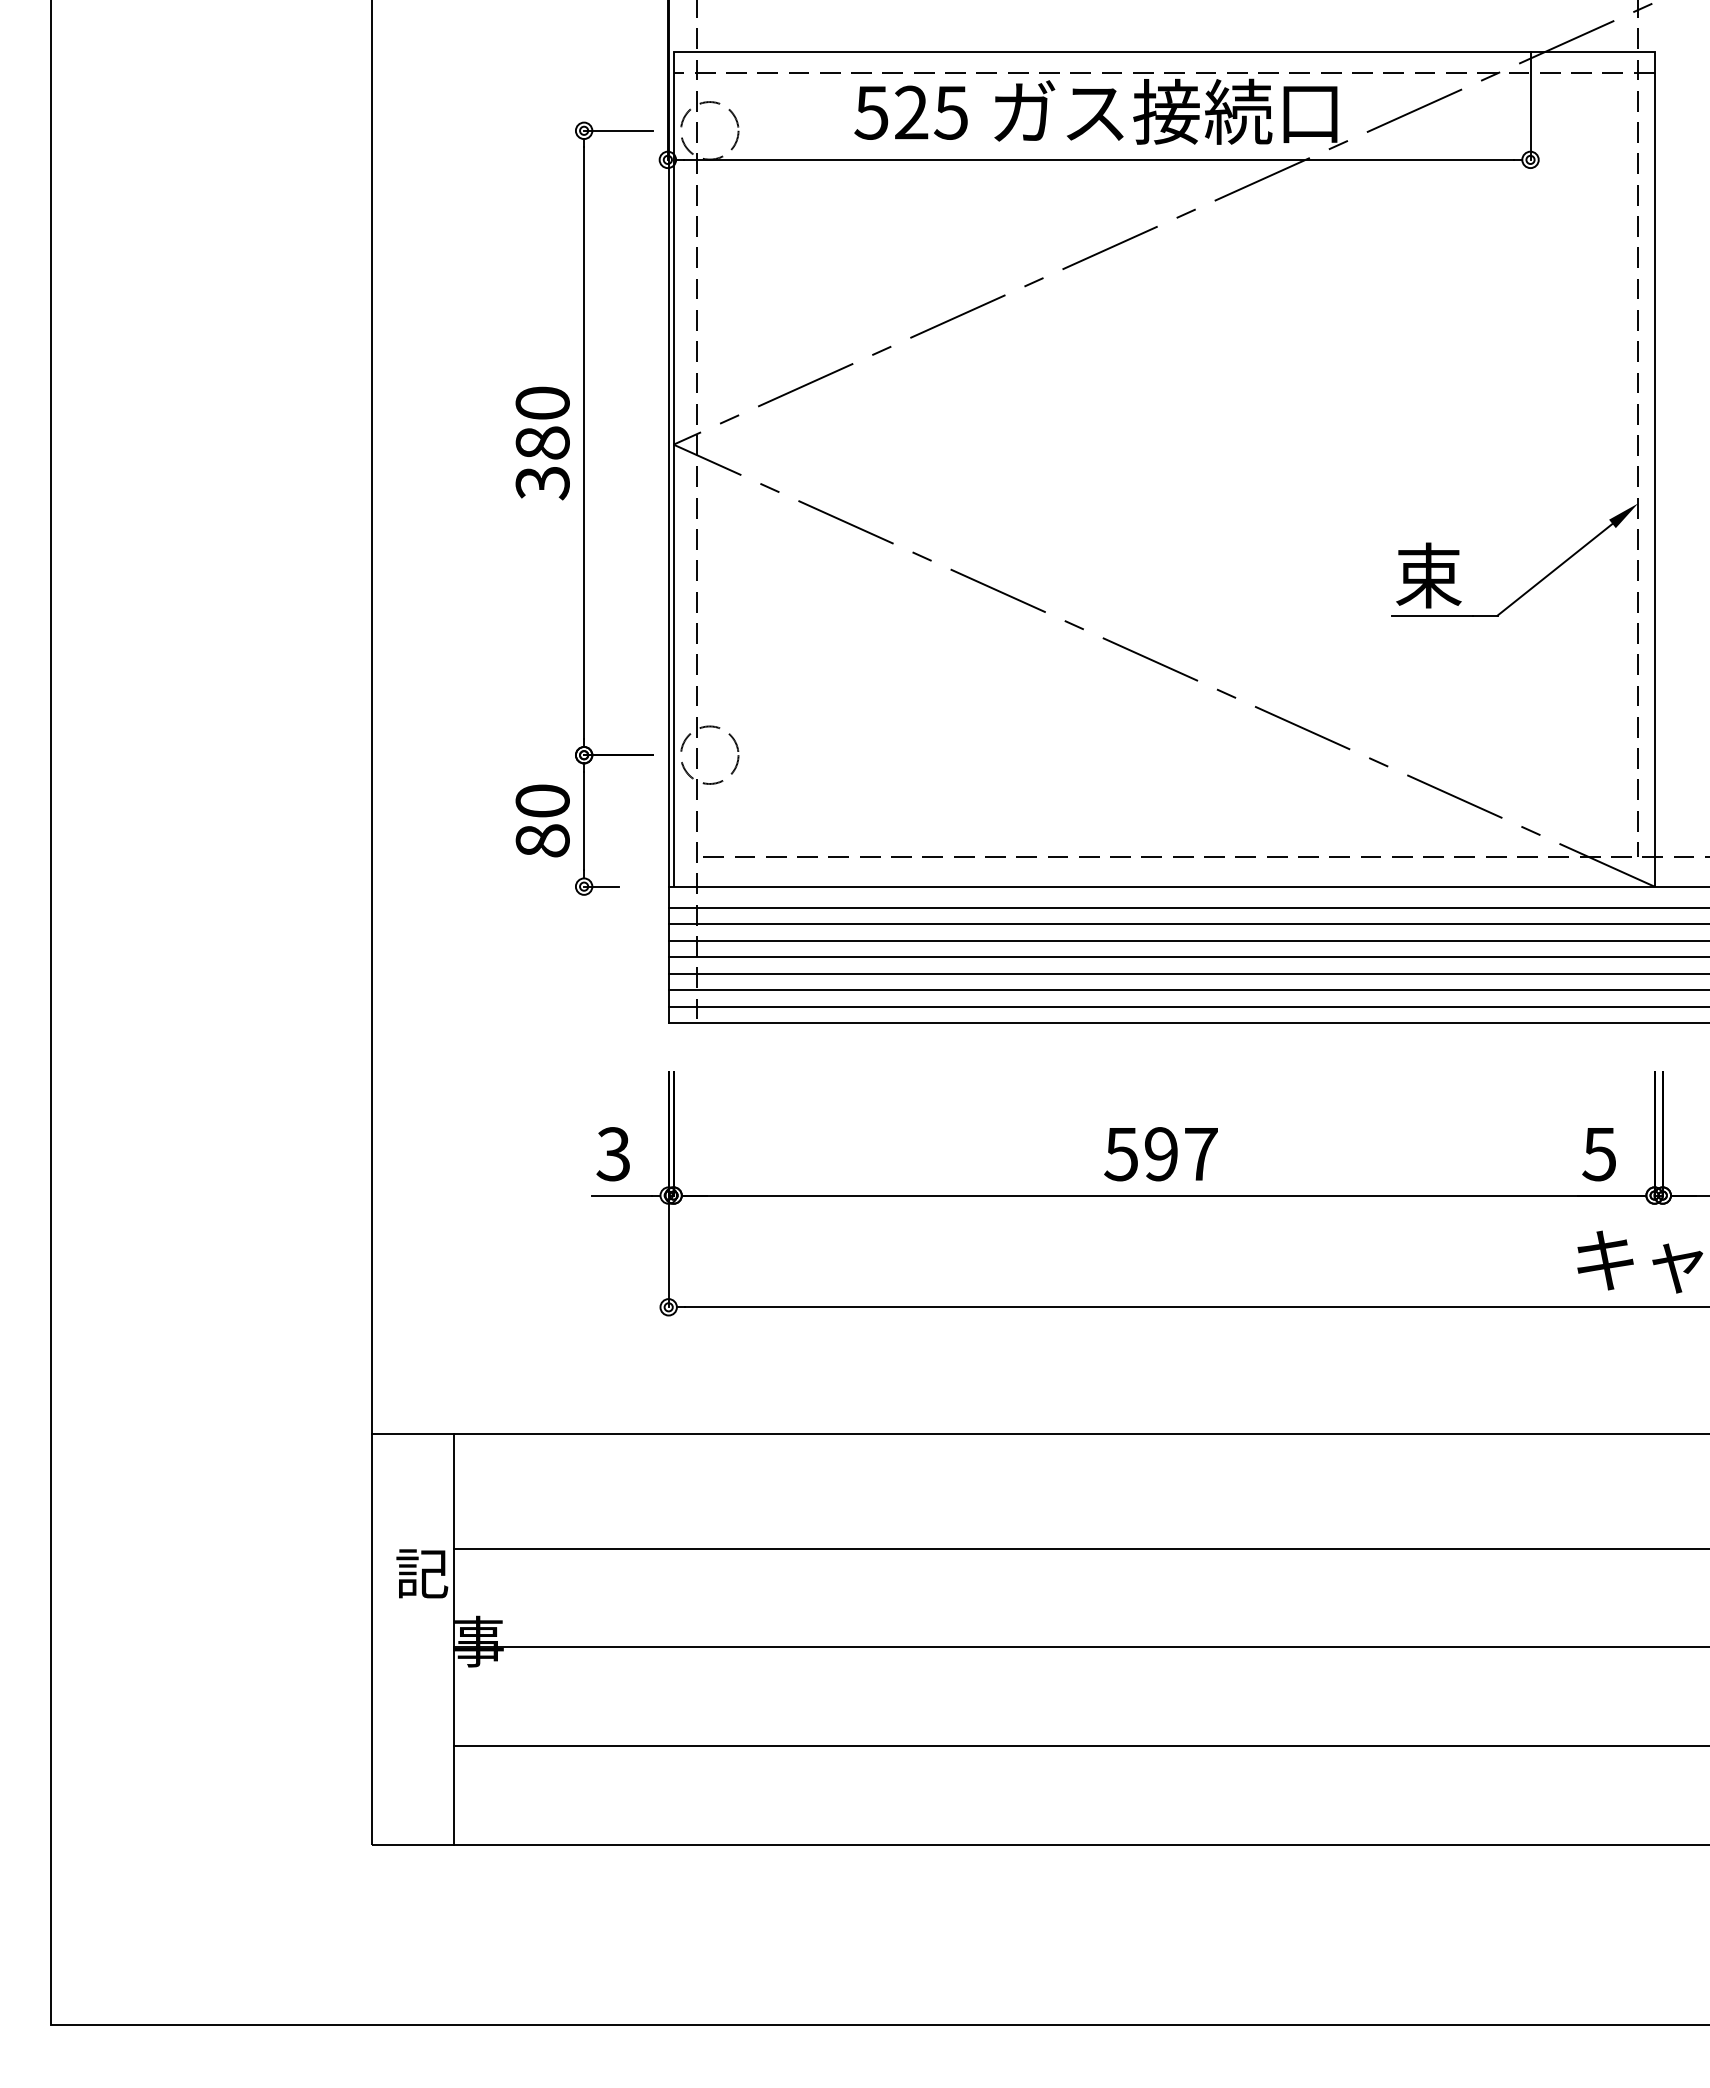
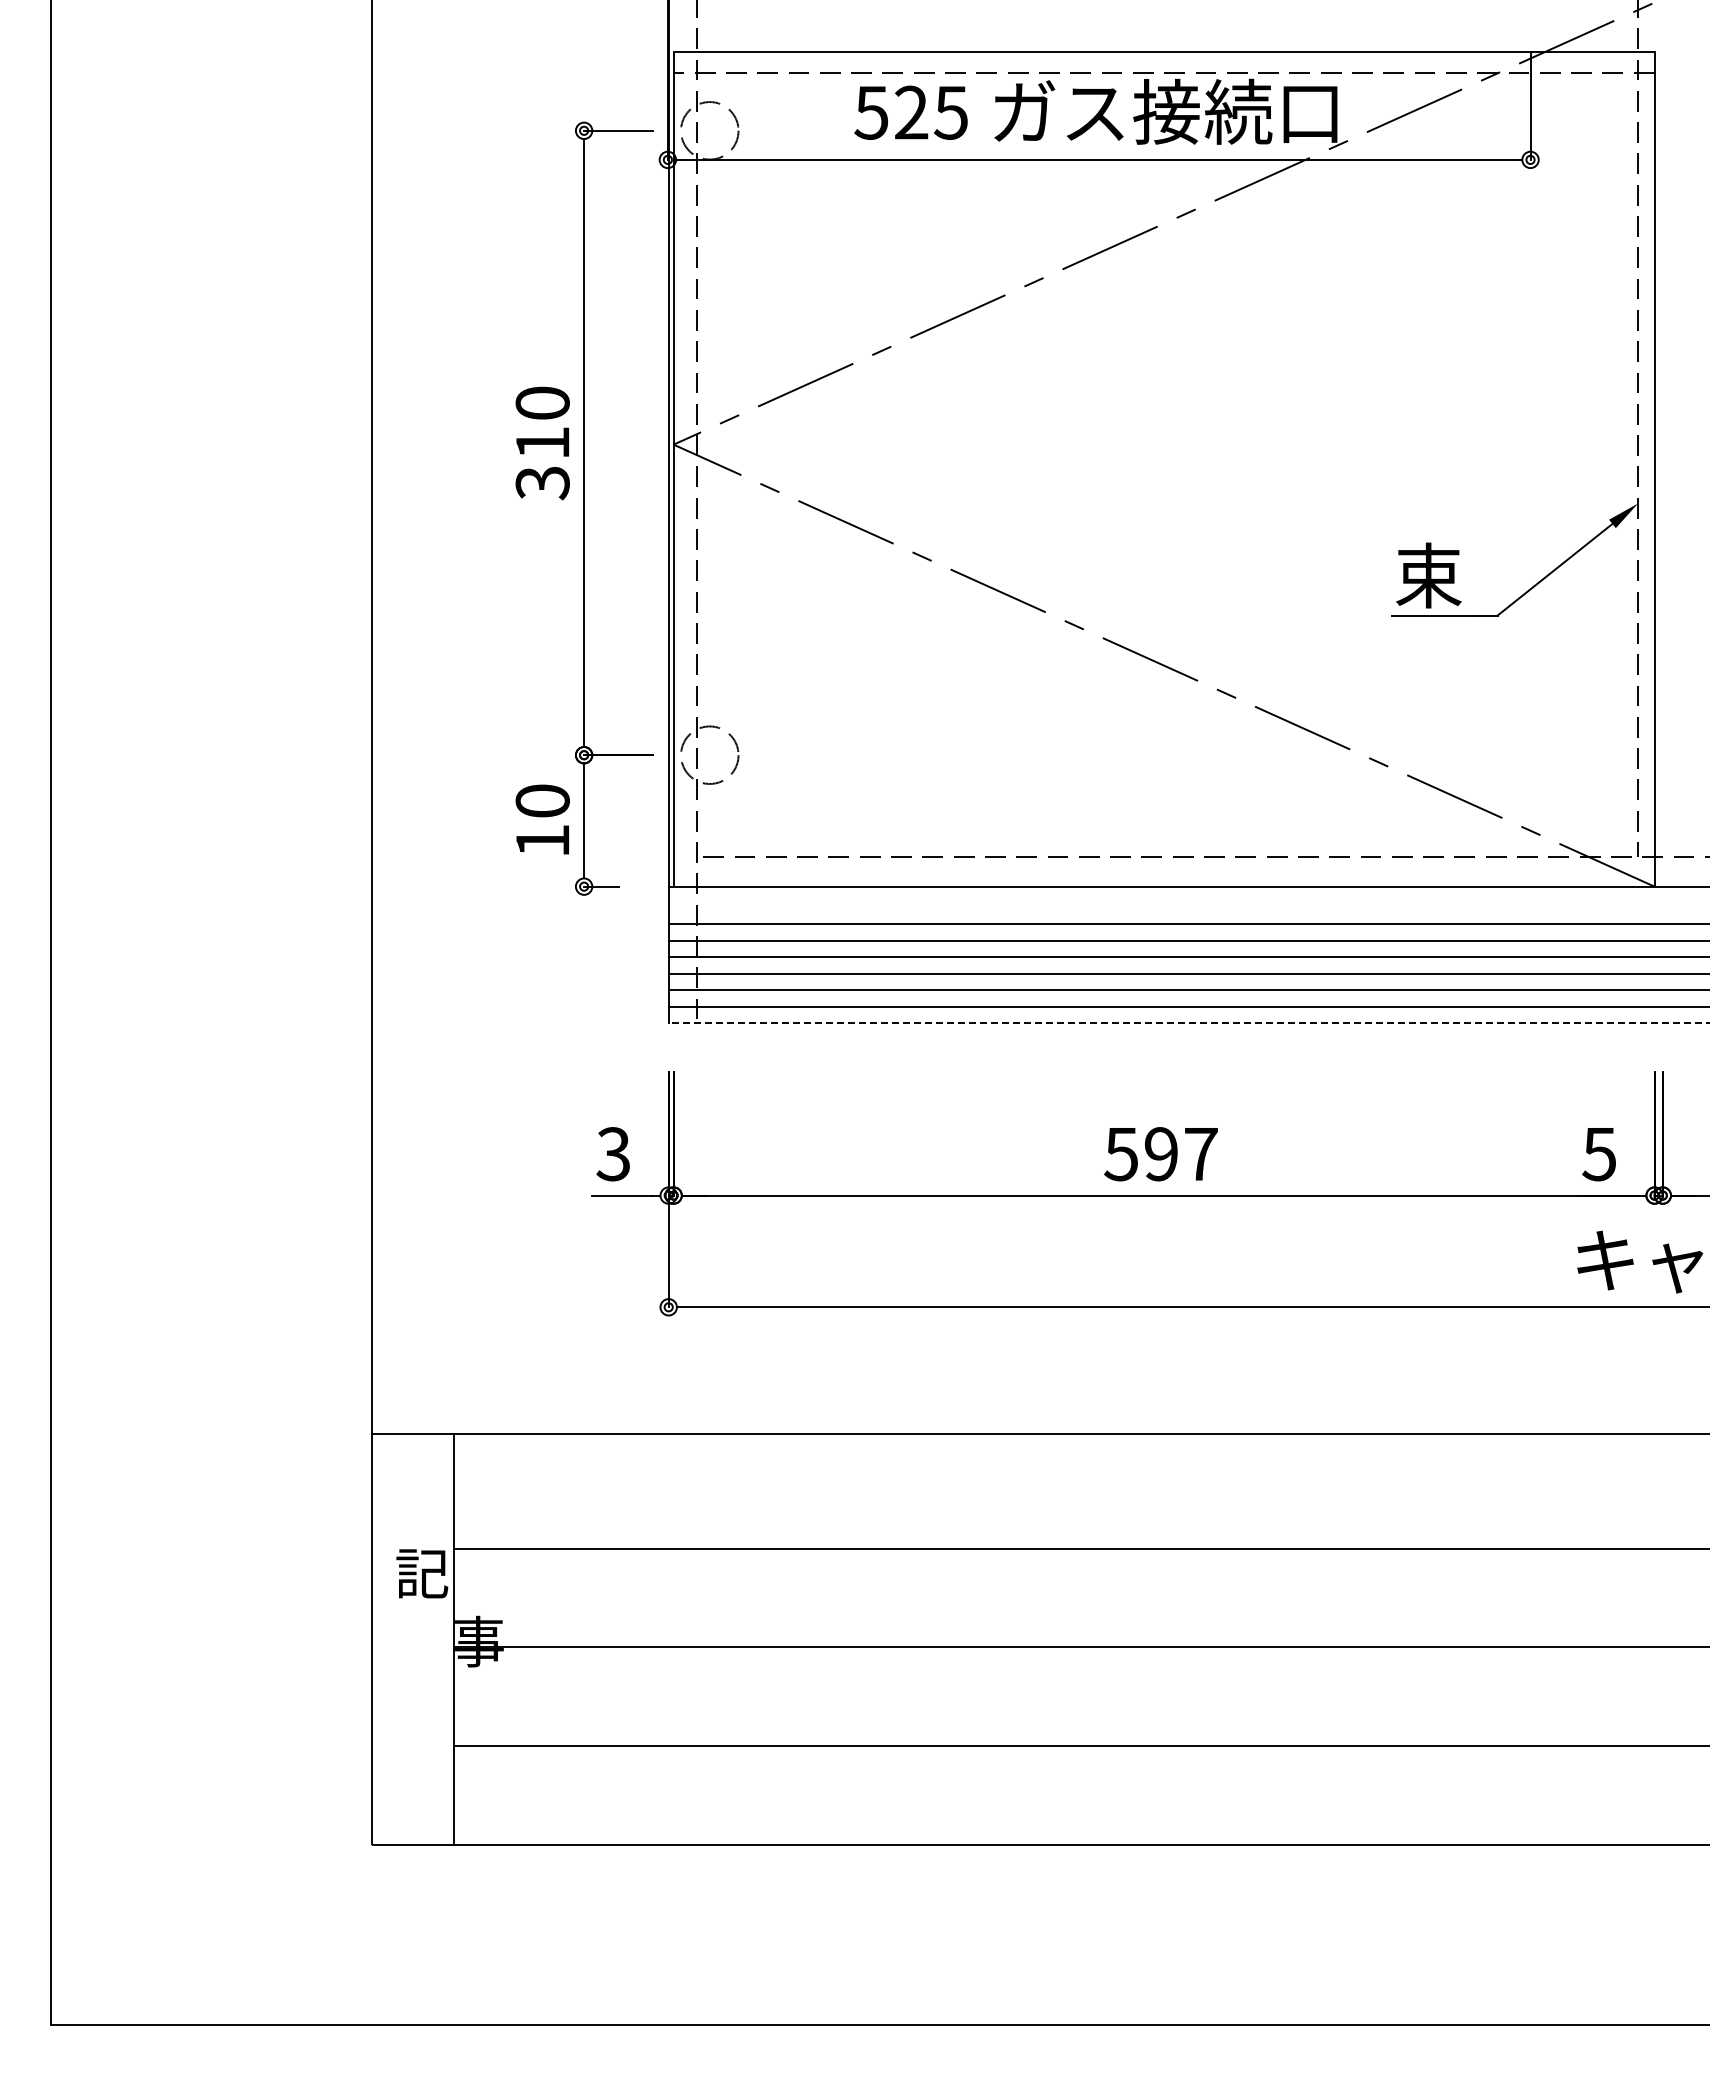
text: 380 -> 310 (542, 442)
text: 80 -> 10 (542, 840)
line: present -> none (1187, 908)
line: solid -> dashed (1188, 1023)
